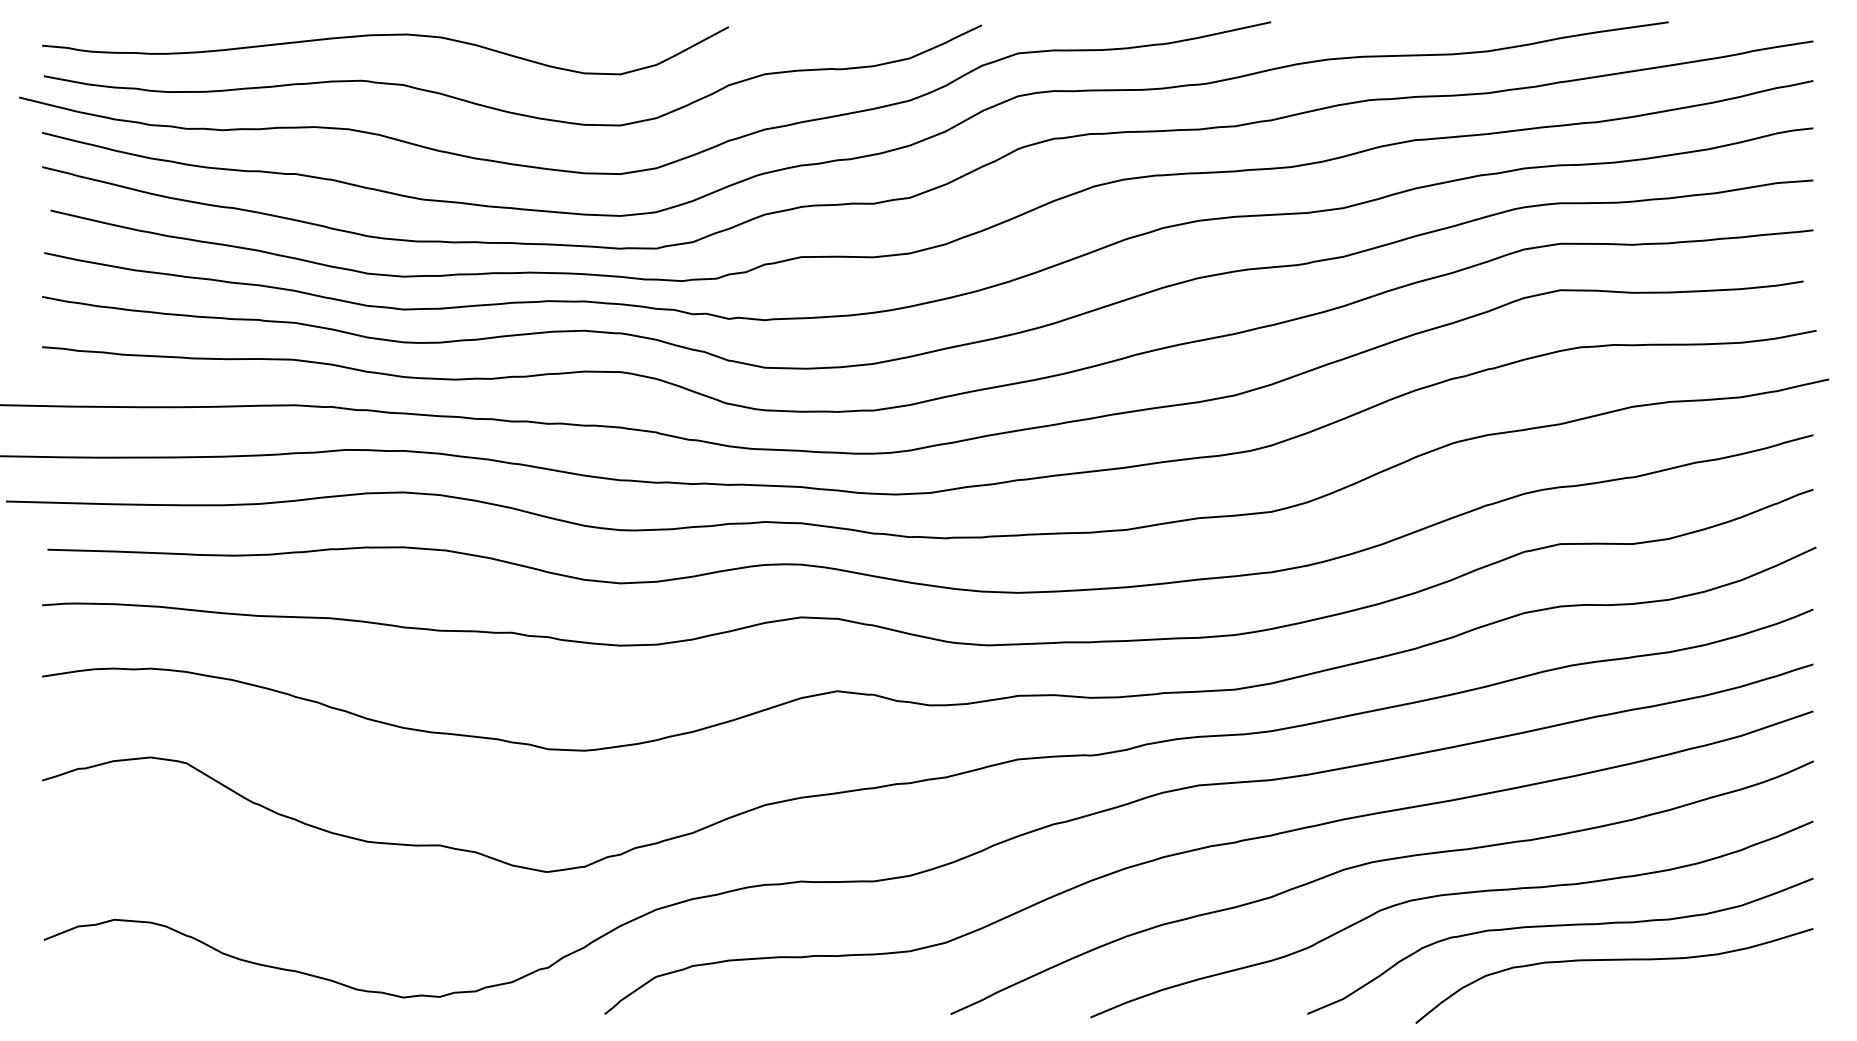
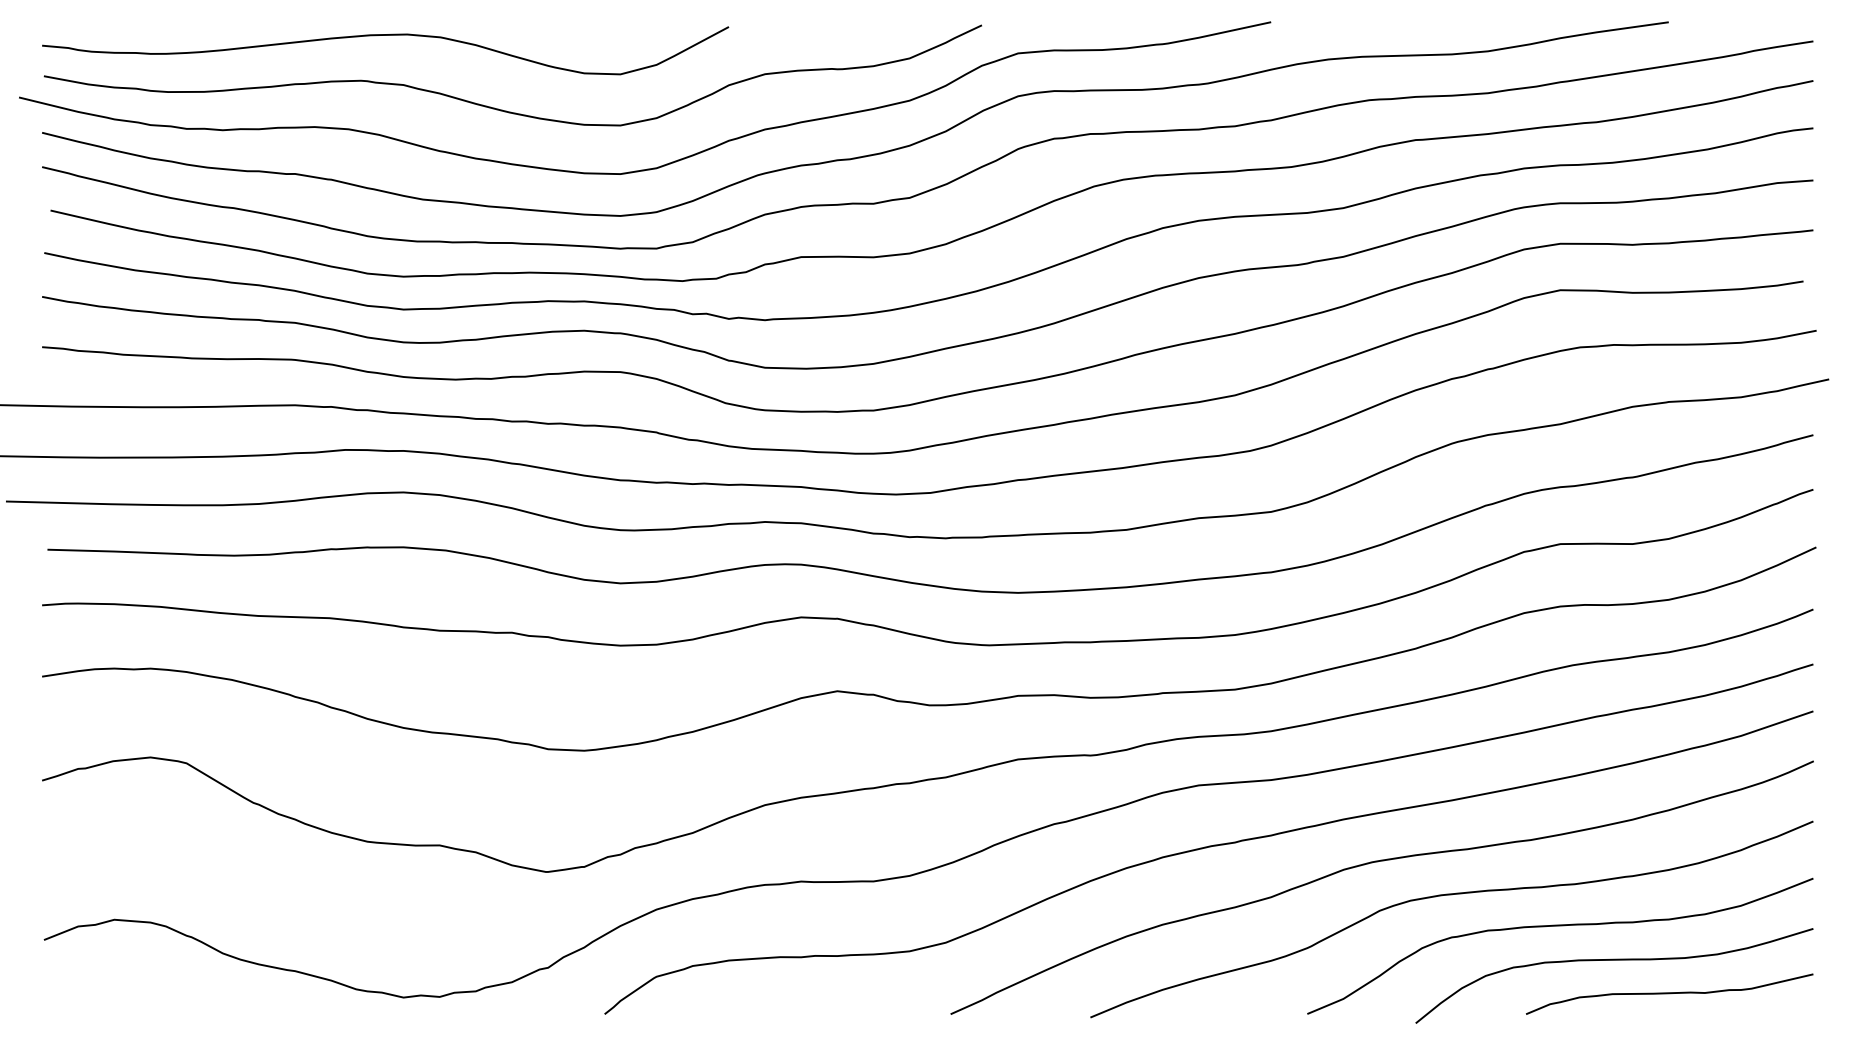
curve: none -> present (1669, 993)
